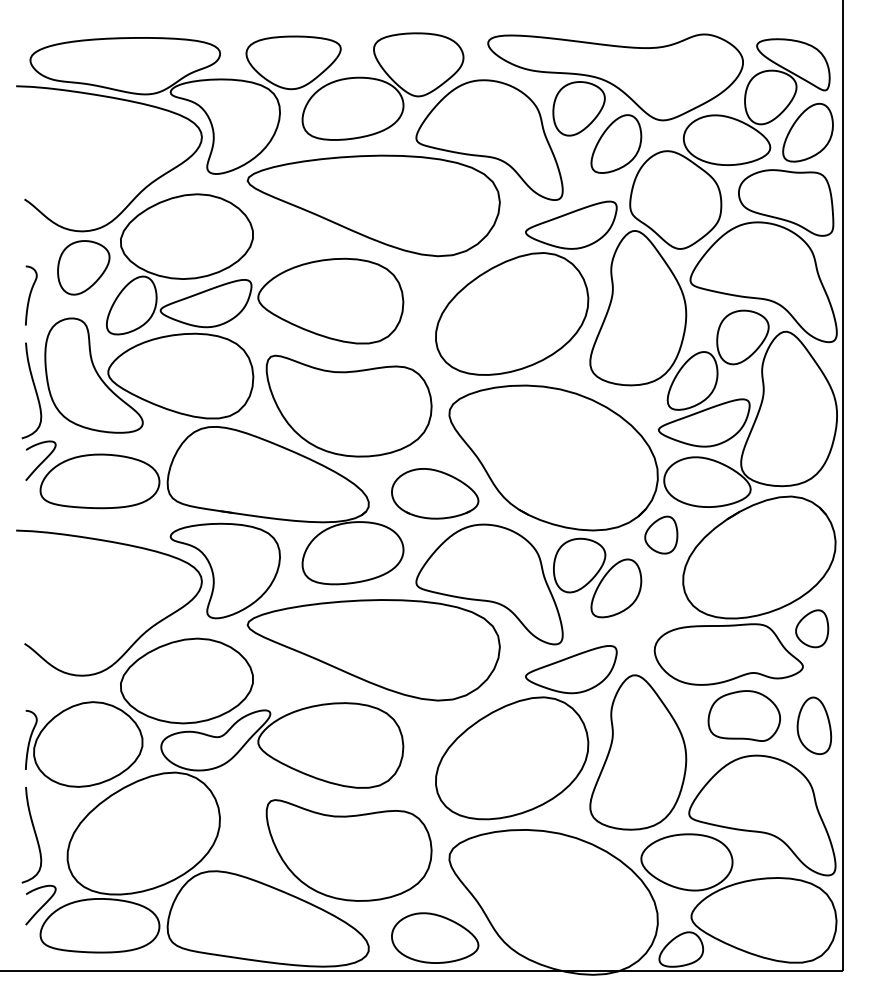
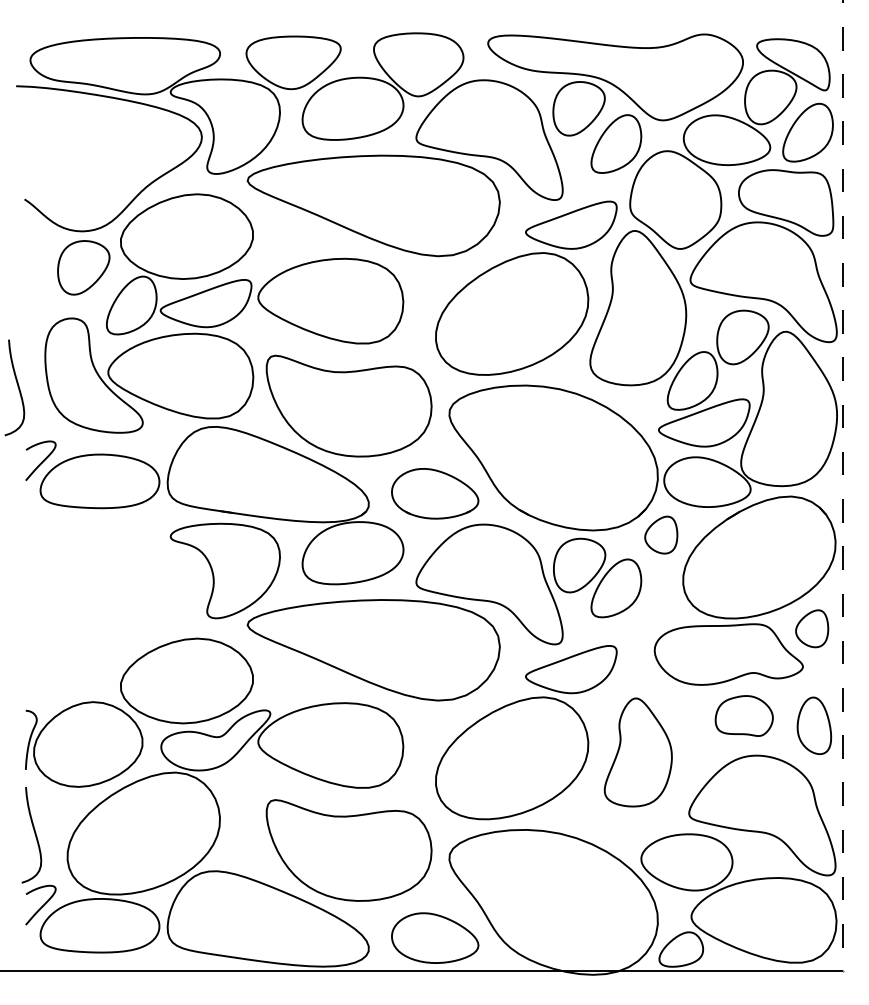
curve: present -> none (31, 294)
curve position: (34, 390) -> (17, 387) (17, 387)
line: solid -> dashed (842, 486)
curve: present -> none (141, 634)
part size: 74x52 px -> 60x42 px (743, 715)
part size: 99x157 px -> 70x111 px (637, 752)
